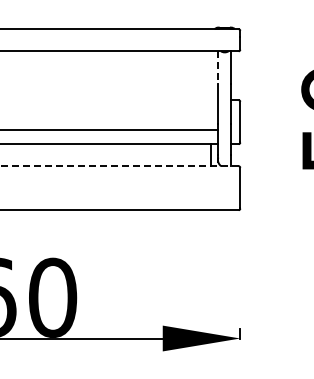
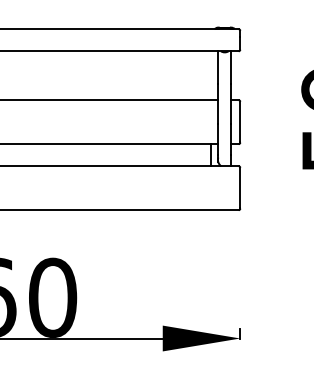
line: dashed -> solid (218, 68)
line position: (110, 130) -> (110, 100) (110, 100)
line: dashed -> solid (118, 166)
